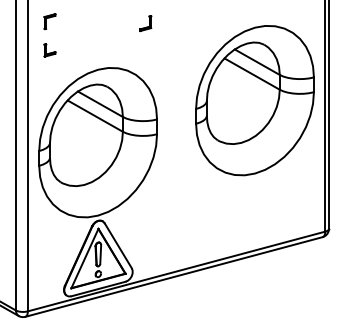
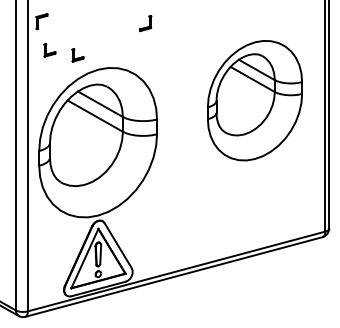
part position: (49, 21) -> (41, 21) (41, 21)
part: none -> present (77, 55)
part size: 120x152 px -> 96x122 px (254, 100)
